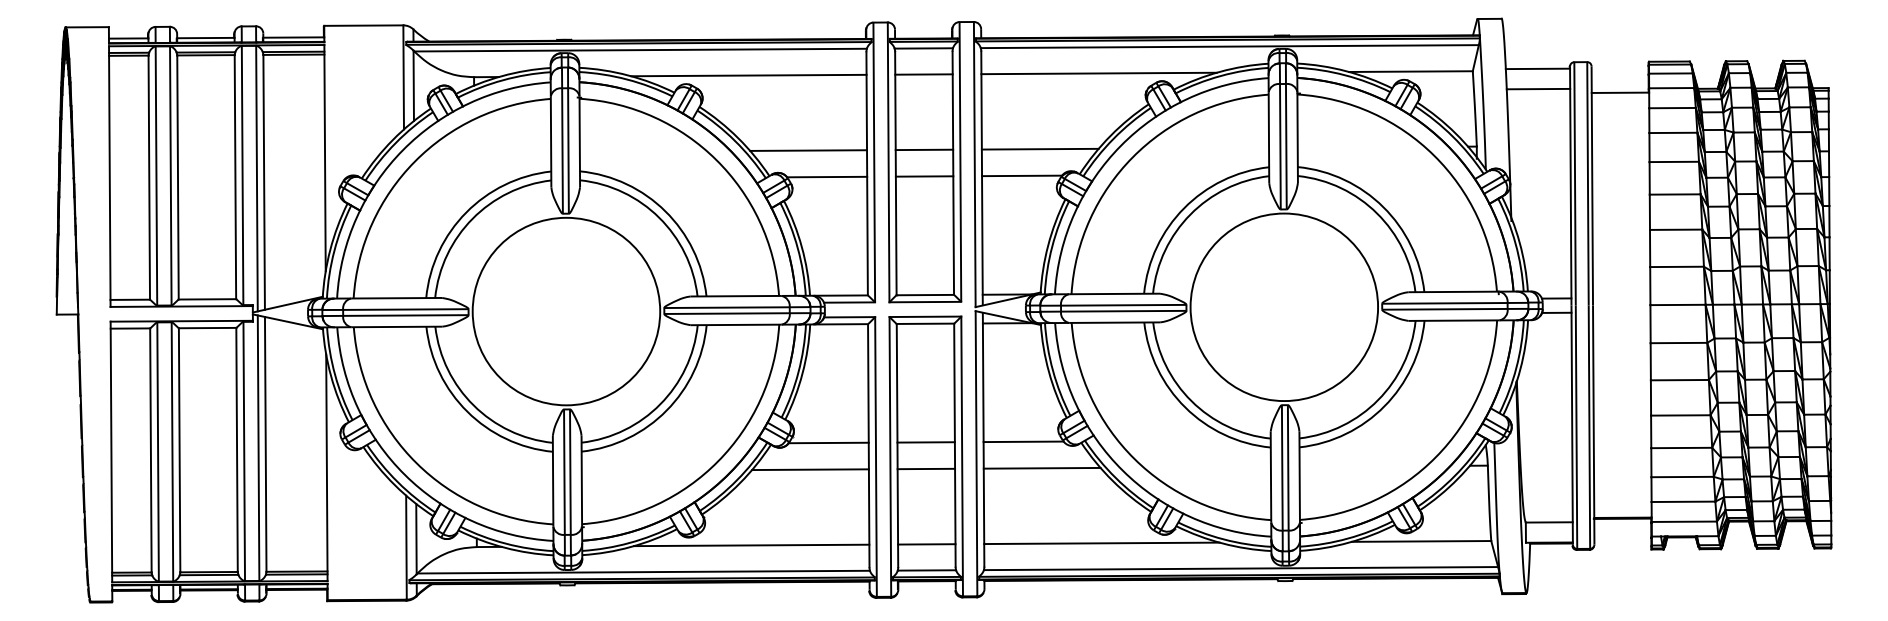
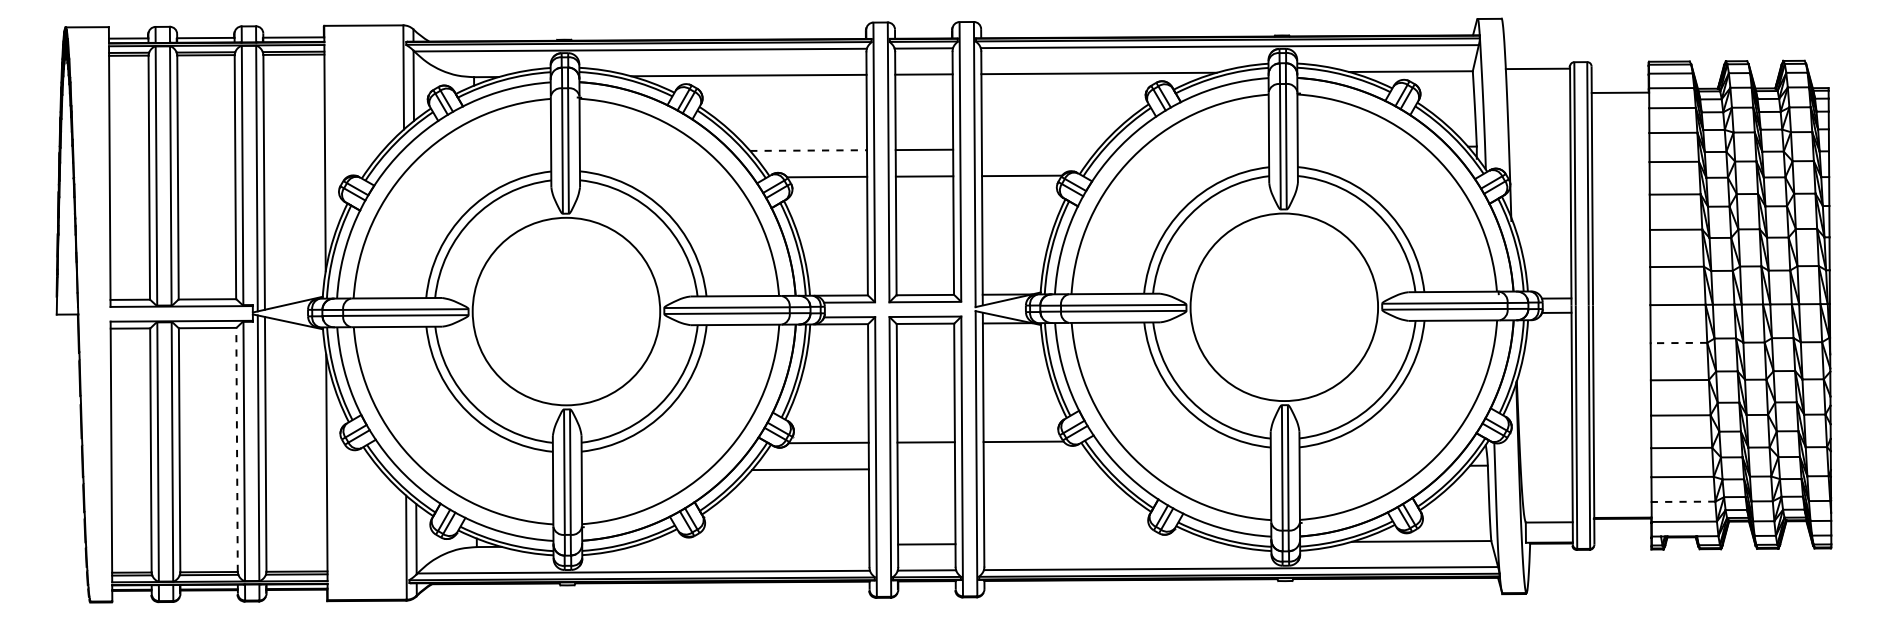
line: present -> none (1538, 88)
line: present -> none (1039, 148)
line: solid -> dashed (809, 150)
line: solid -> dashed (1678, 343)
line: solid -> dashed (237, 449)
line: present -> none (1041, 467)
line: present -> none (926, 468)
line: solid -> dashed (1683, 501)
line: present -> none (1101, 543)
line: present -> none (751, 545)
